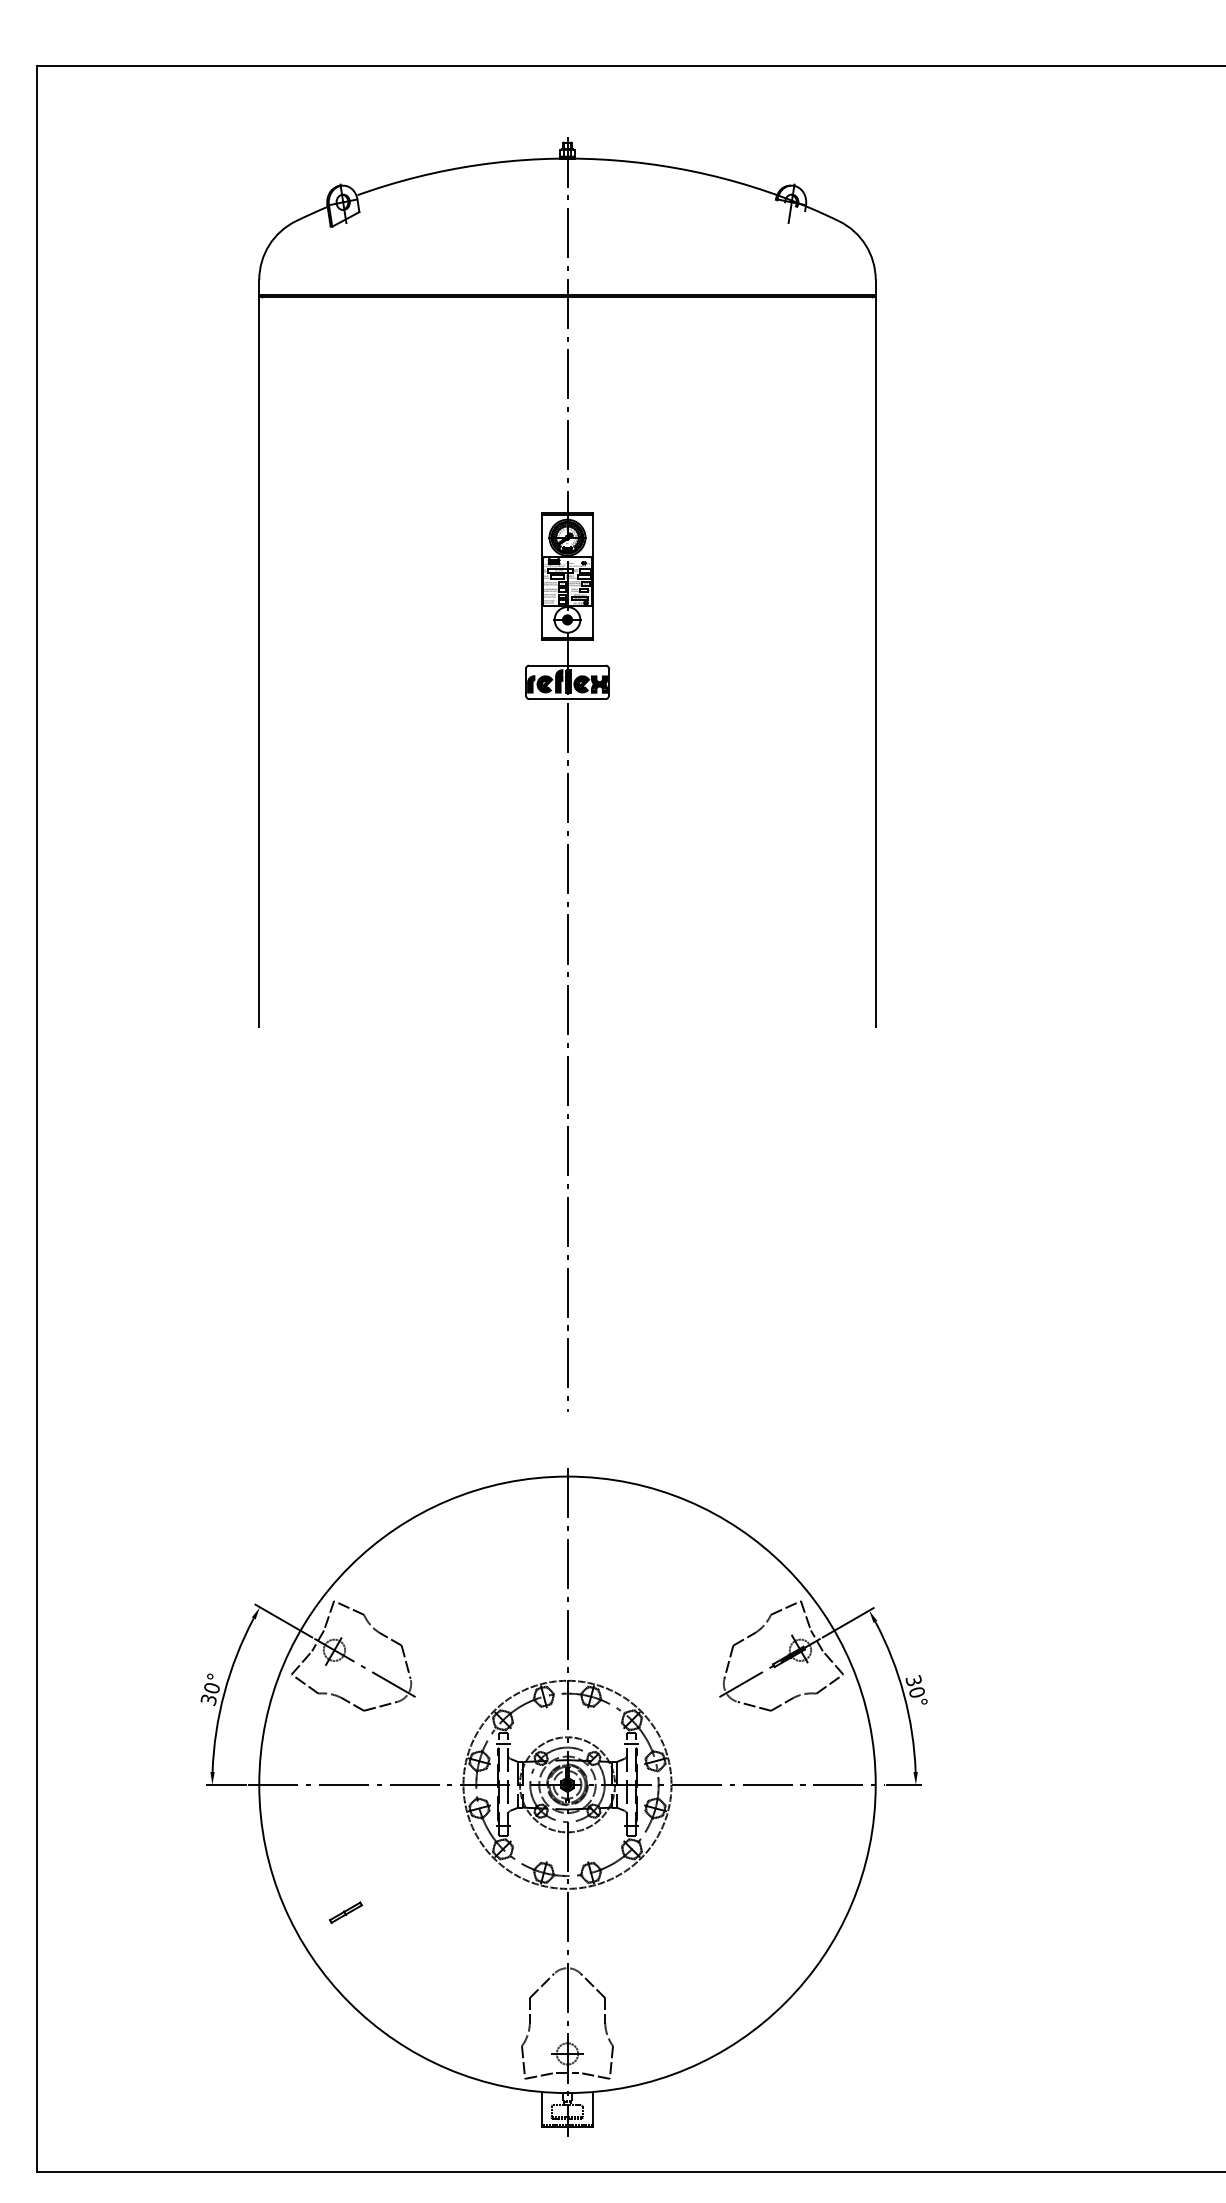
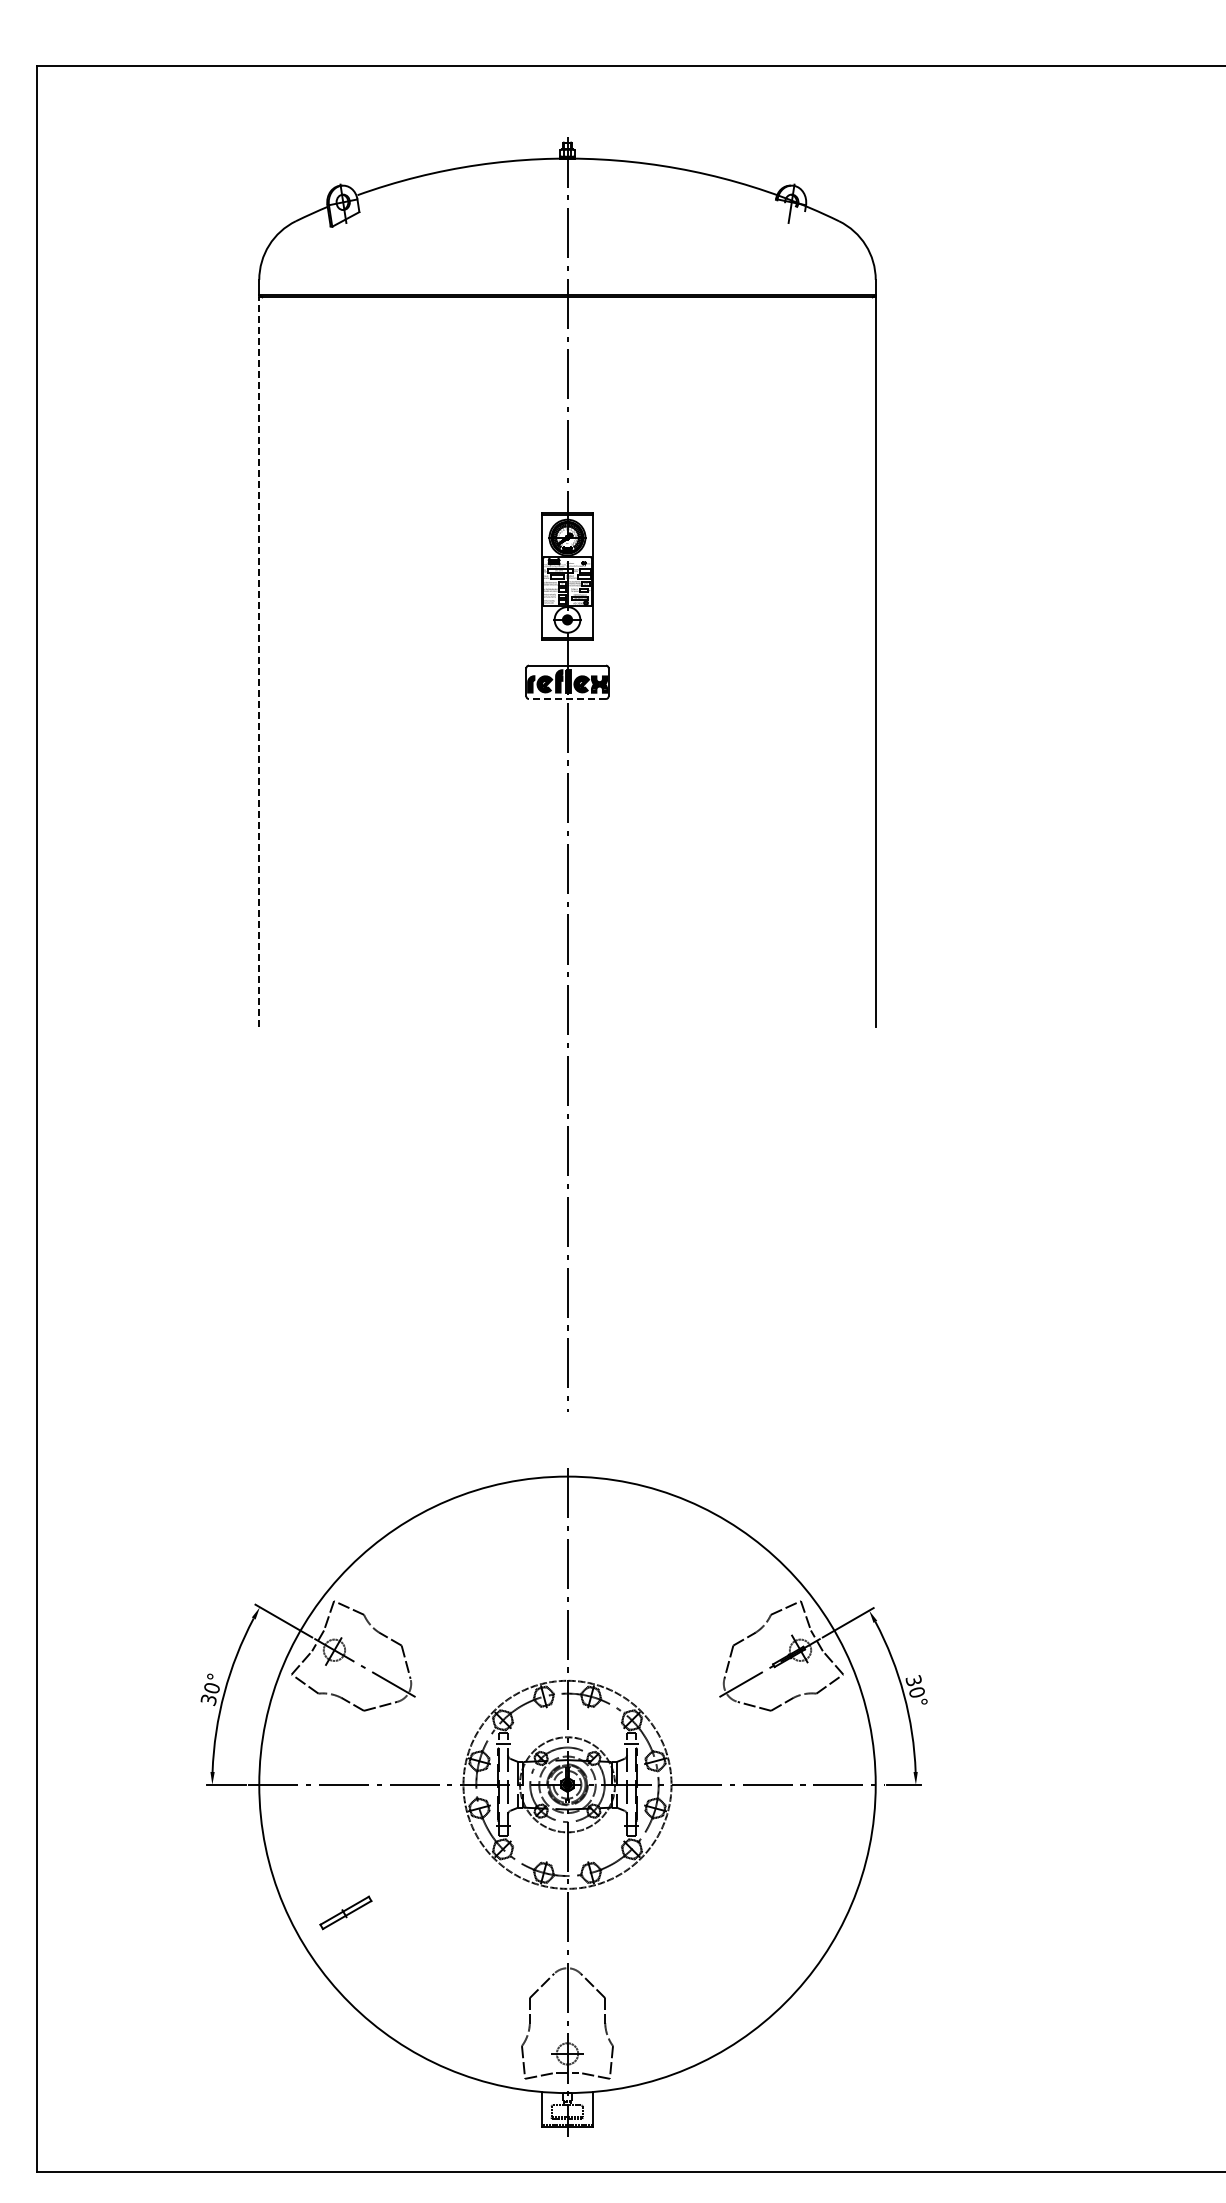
line: solid -> dashed (259, 662)
line: solid -> dashed (567, 699)
part size: 34x23 px -> 54x36 px (345, 1912)
